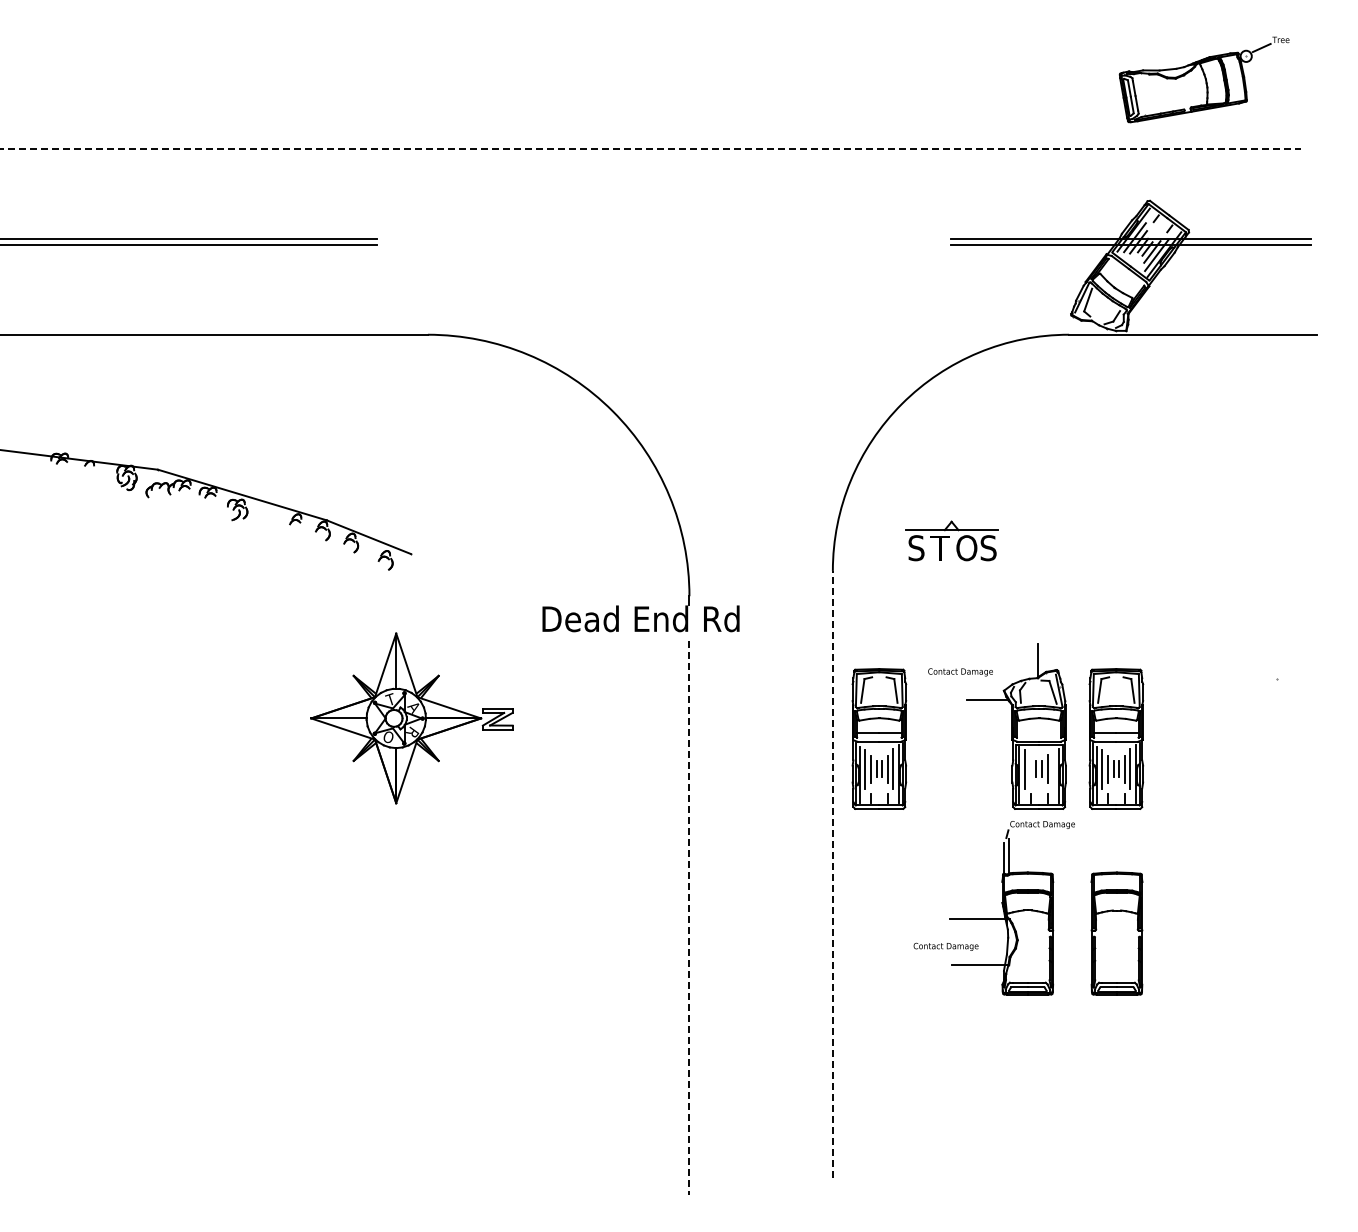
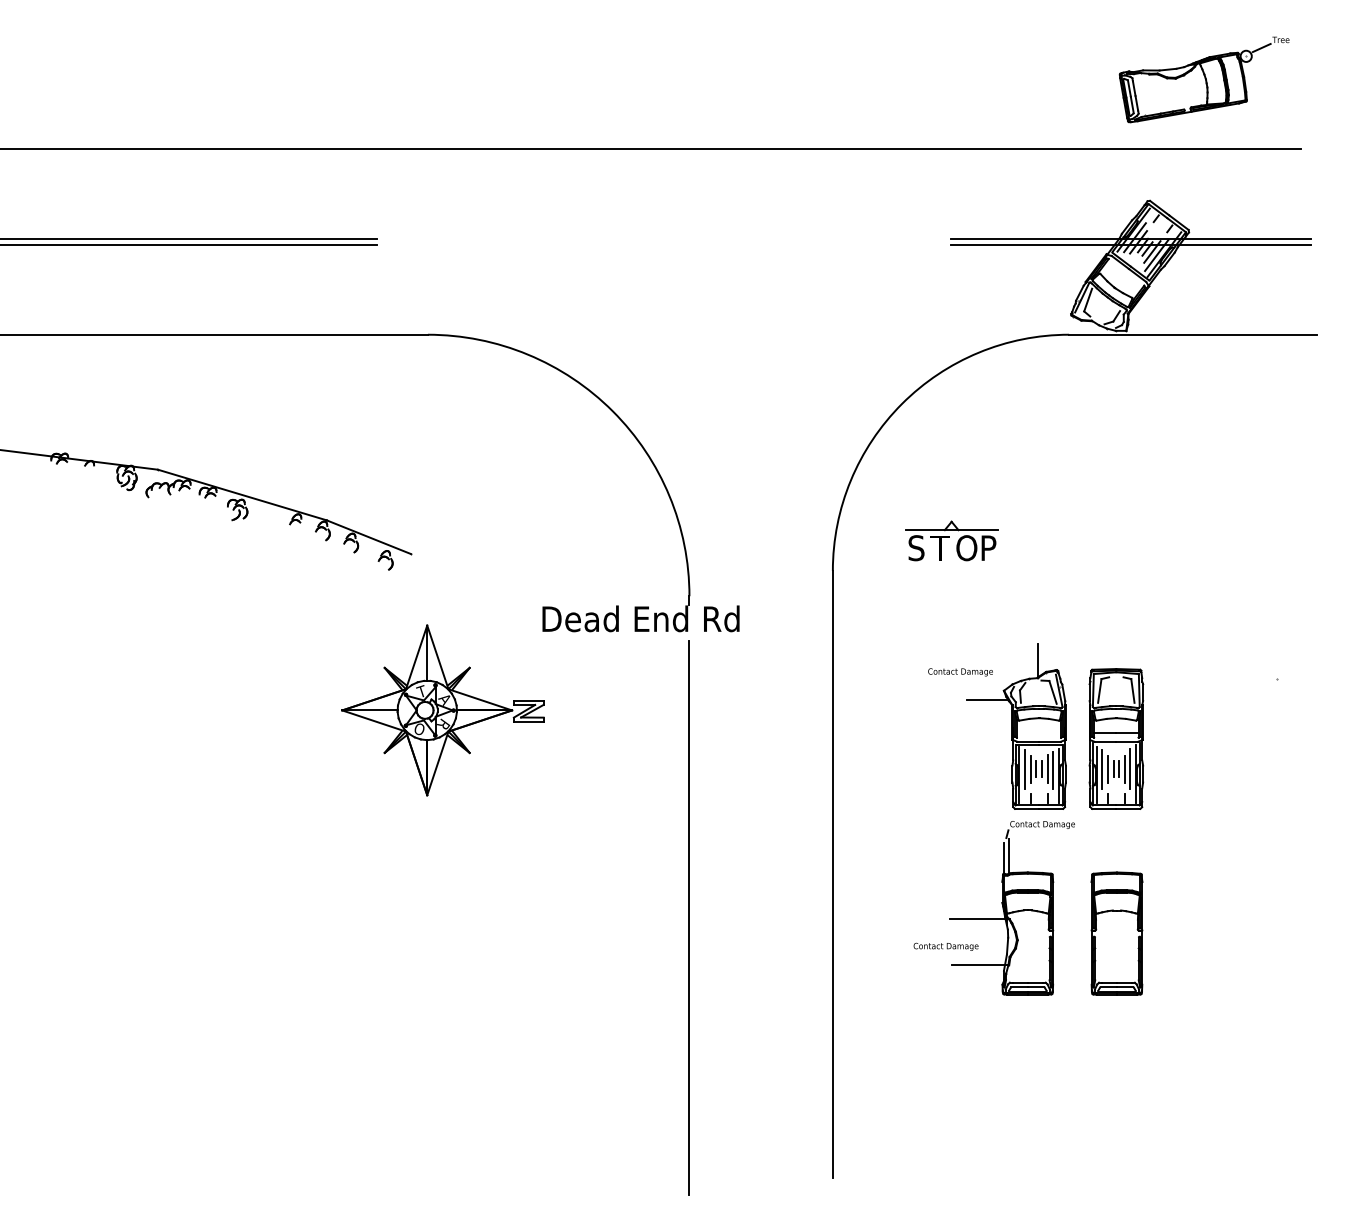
line: dashed -> solid (651, 149)
text: S -> P (988, 548)
part position: (411, 718) -> (442, 710) (442, 710)
part: present -> none (879, 738)
line: none -> present (1030, 768)
line: none -> present (1053, 770)
line: dashed -> solid (832, 874)
line: dashed -> solid (689, 918)
